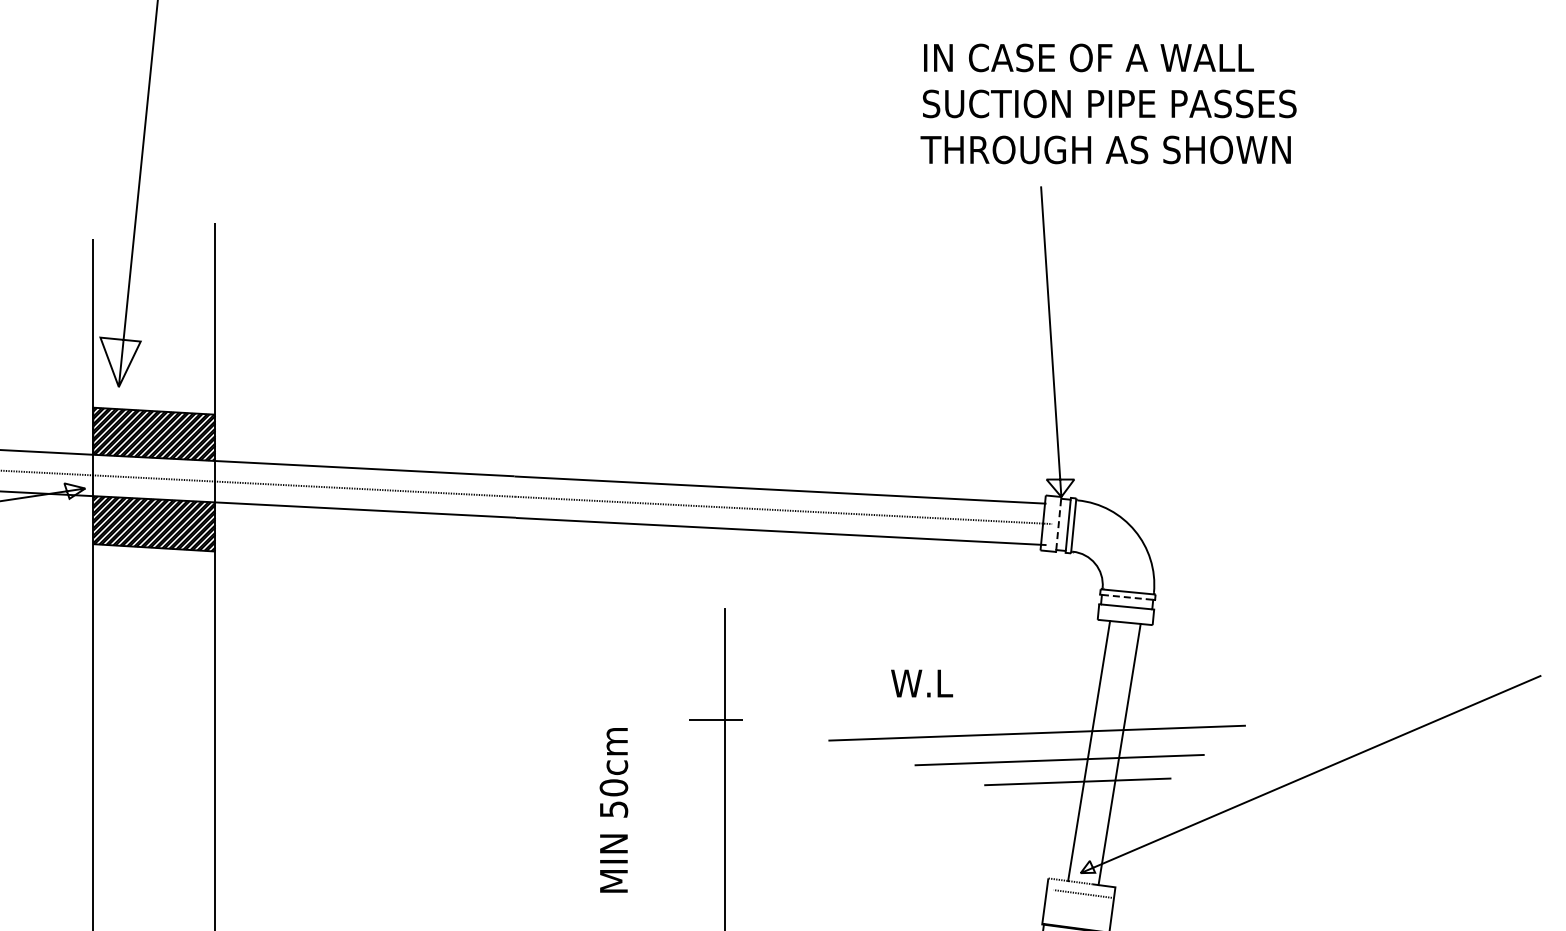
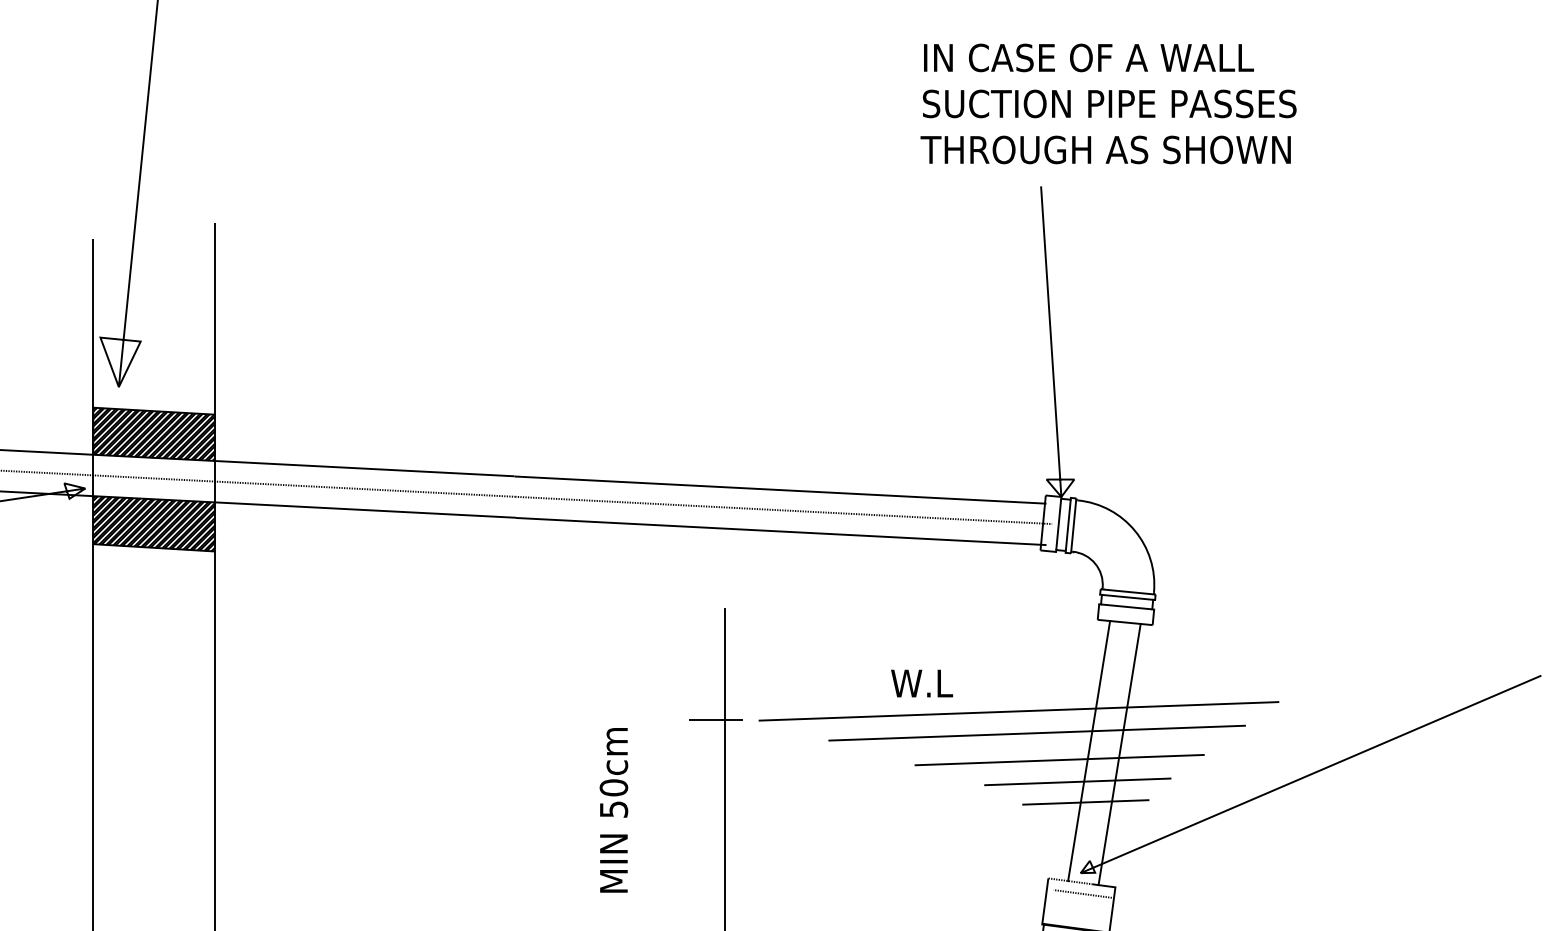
line: dashed -> solid (1058, 524)
line: dashed -> solid (1127, 597)
line: none -> present (1018, 711)
line: none -> present (1085, 802)
